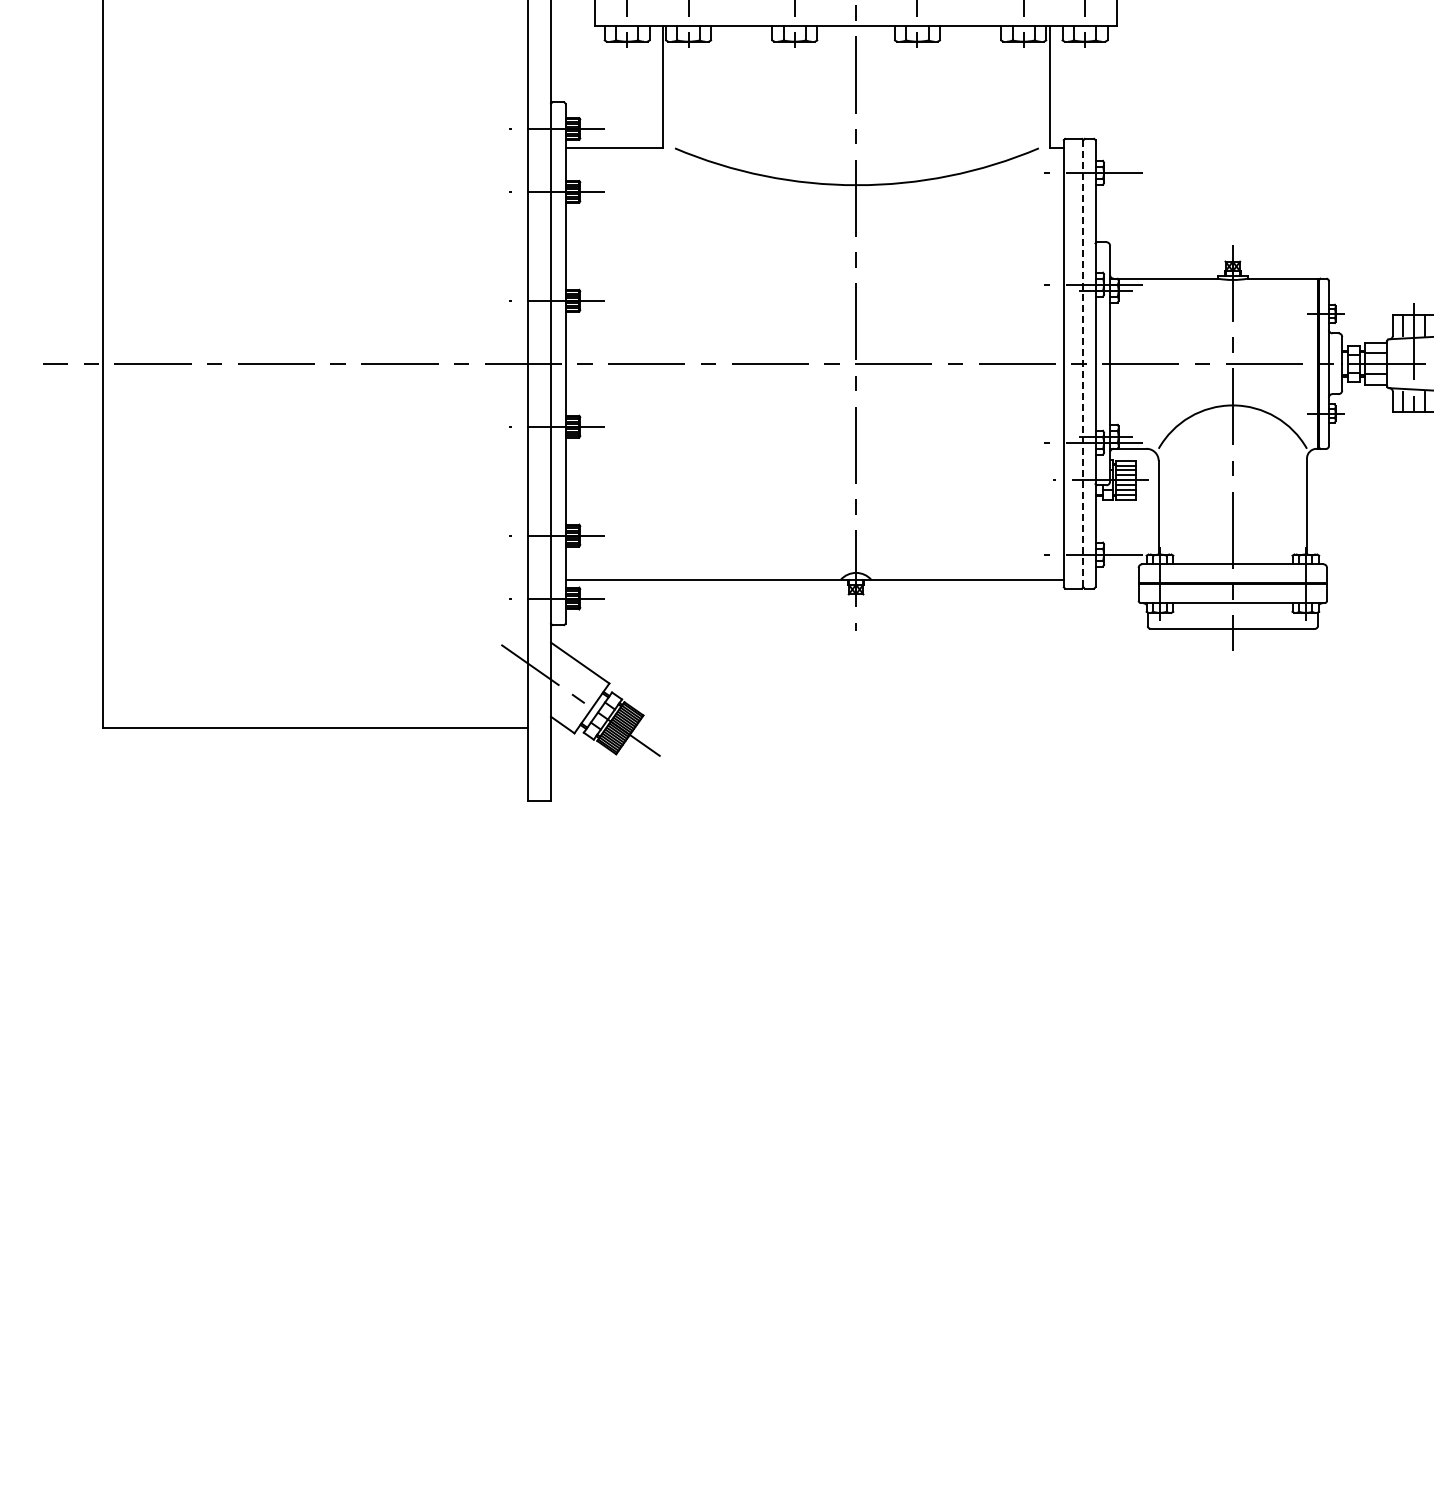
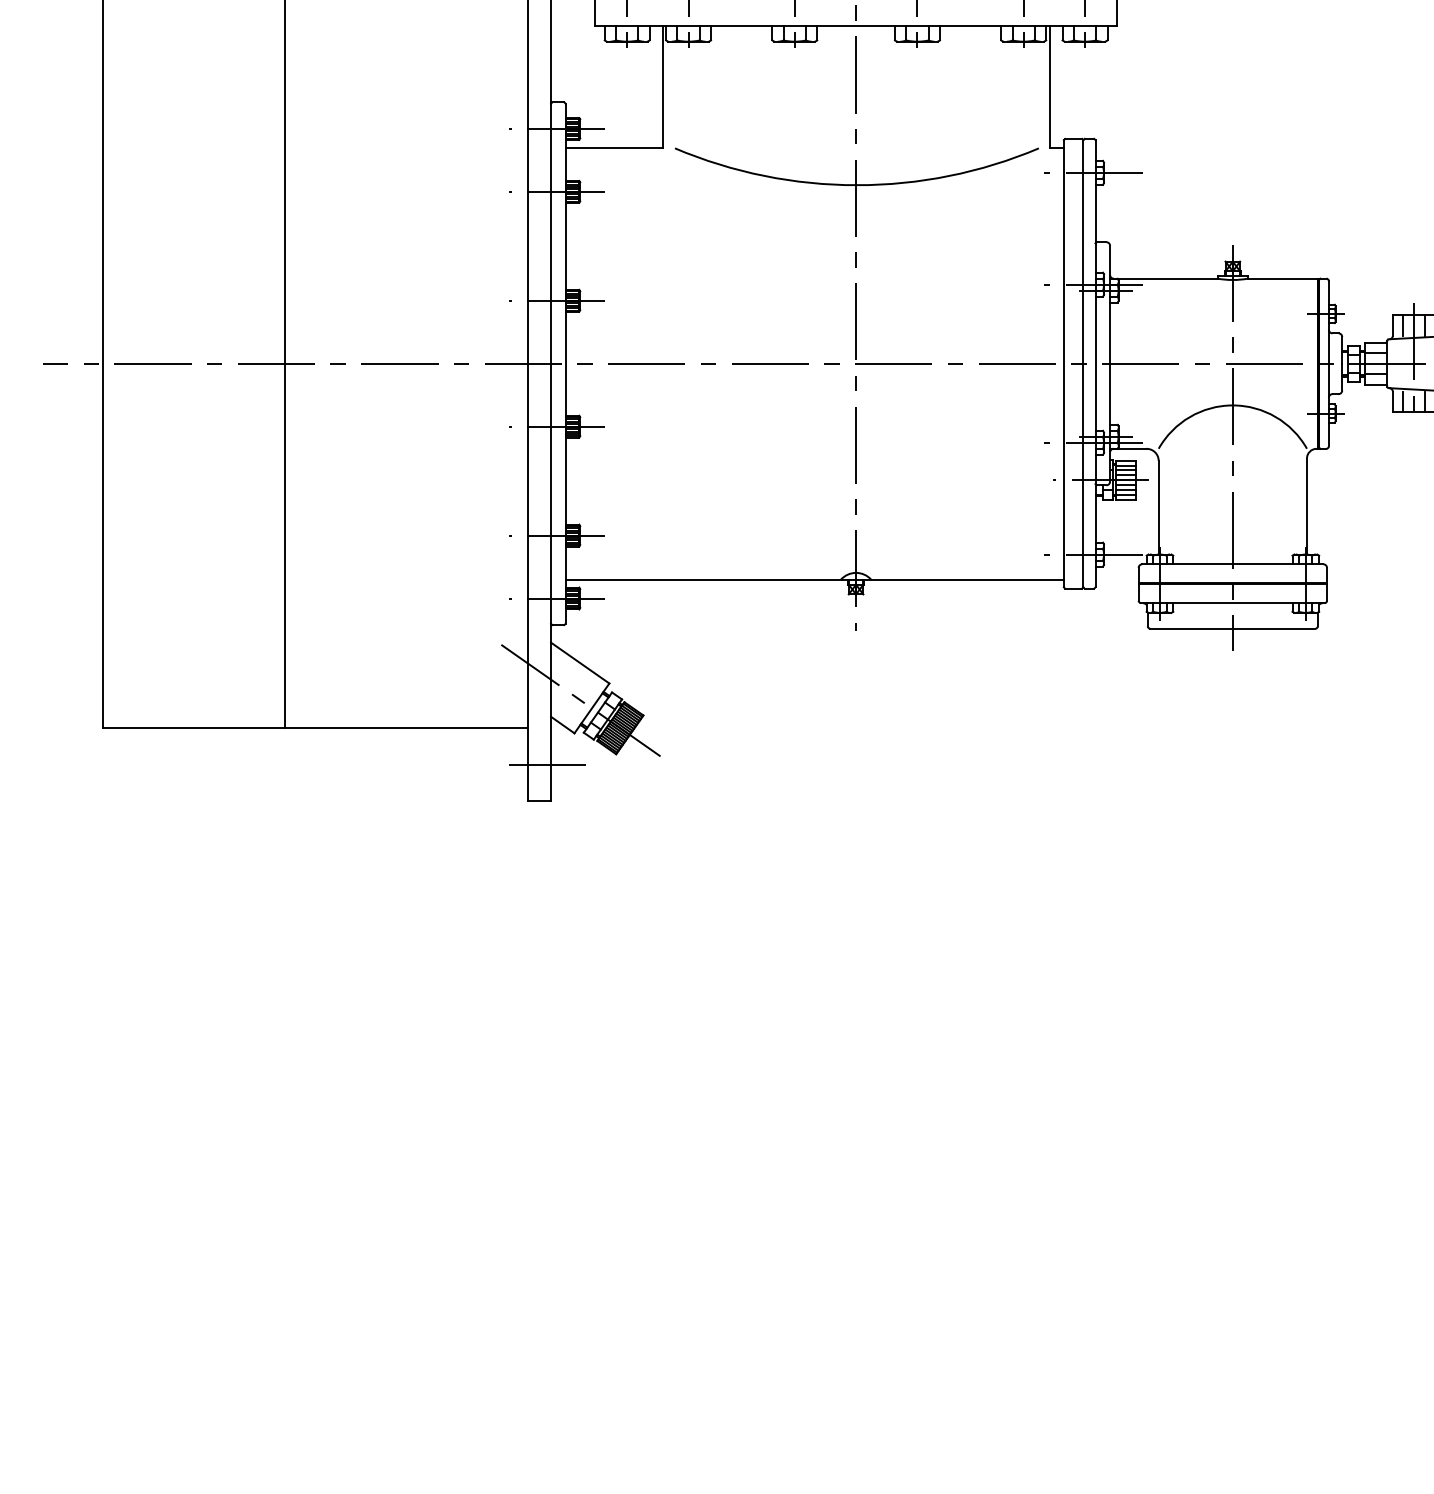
line: dashed -> solid (1083, 363)
line: none -> present (284, 365)
line: none -> present (544, 764)
